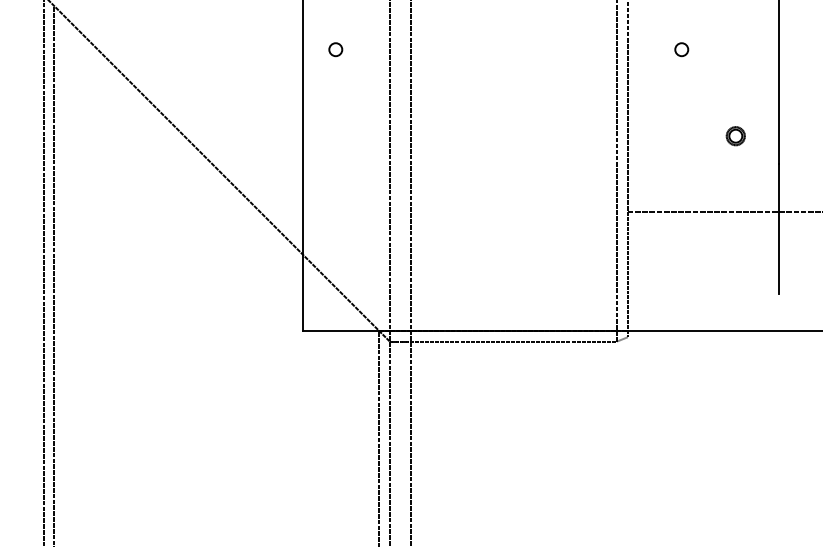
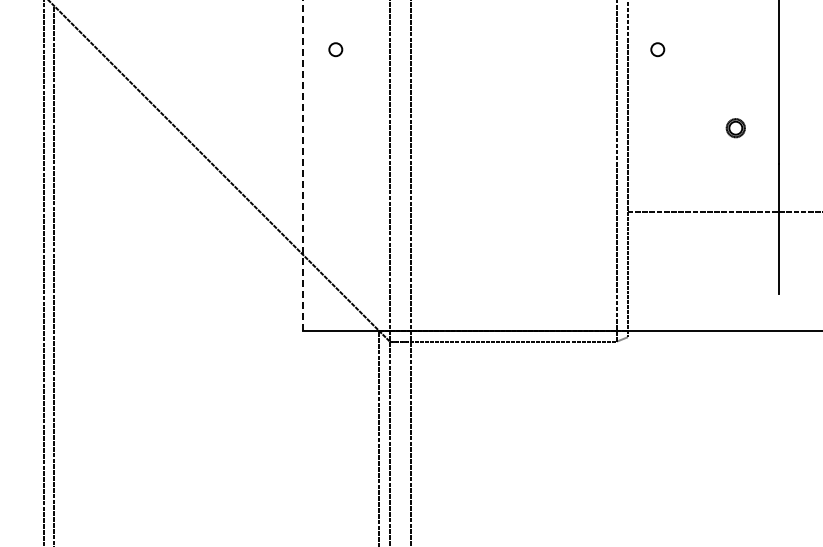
circle position: (681, 49) -> (657, 49) (657, 49)
part position: (735, 136) -> (735, 128) (735, 128)
line: solid -> dashed (303, 165)
